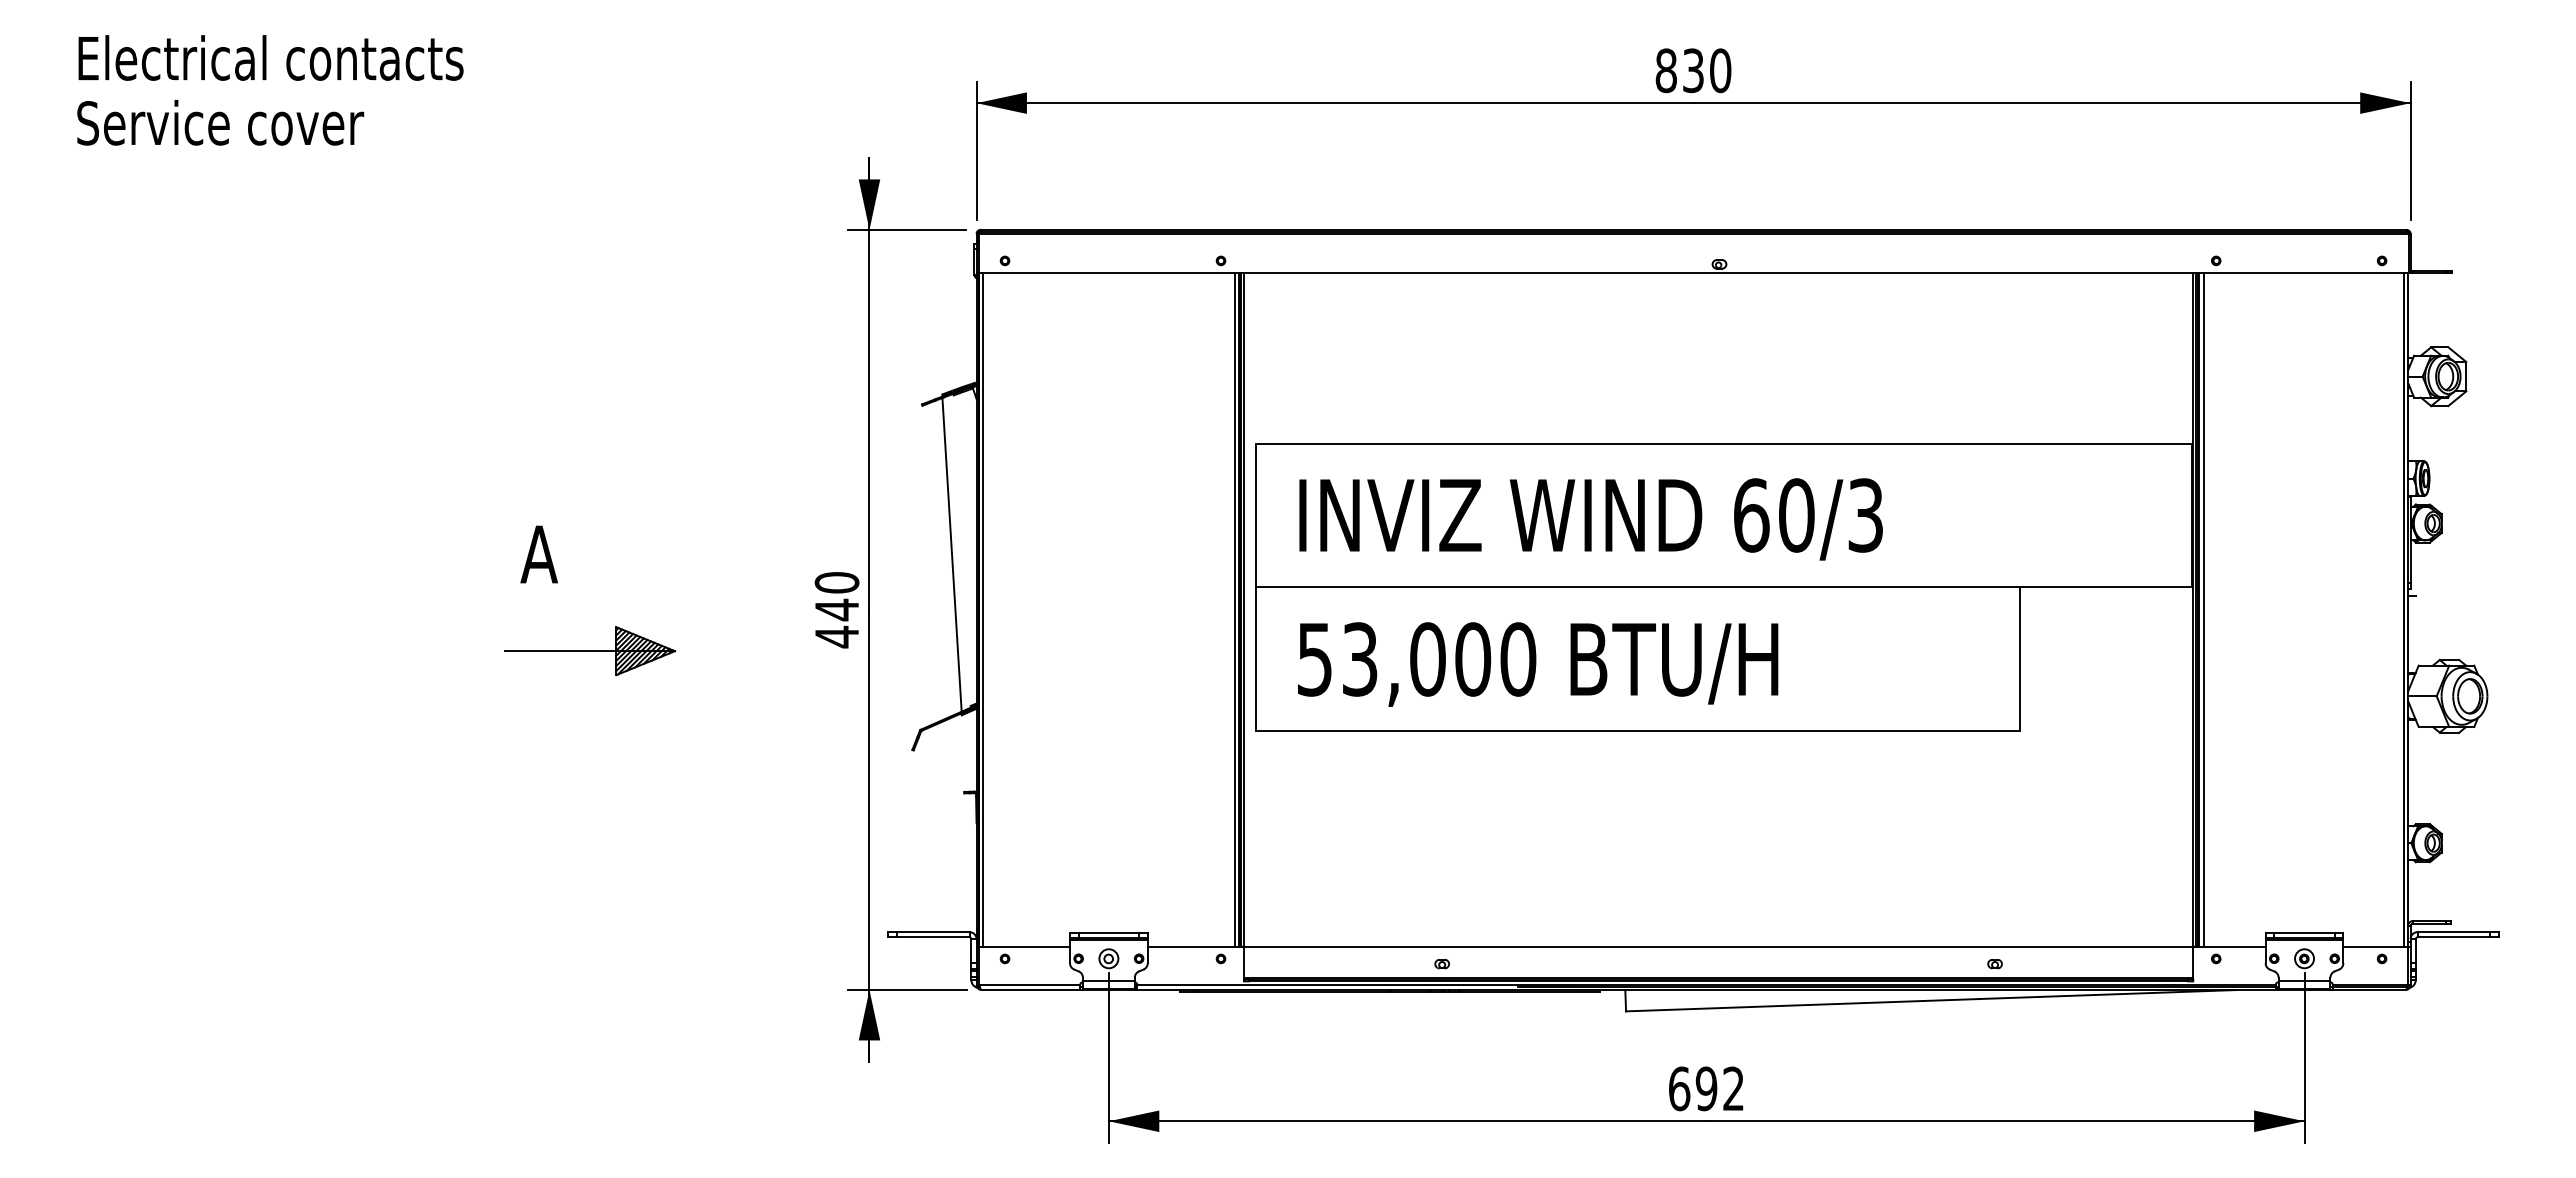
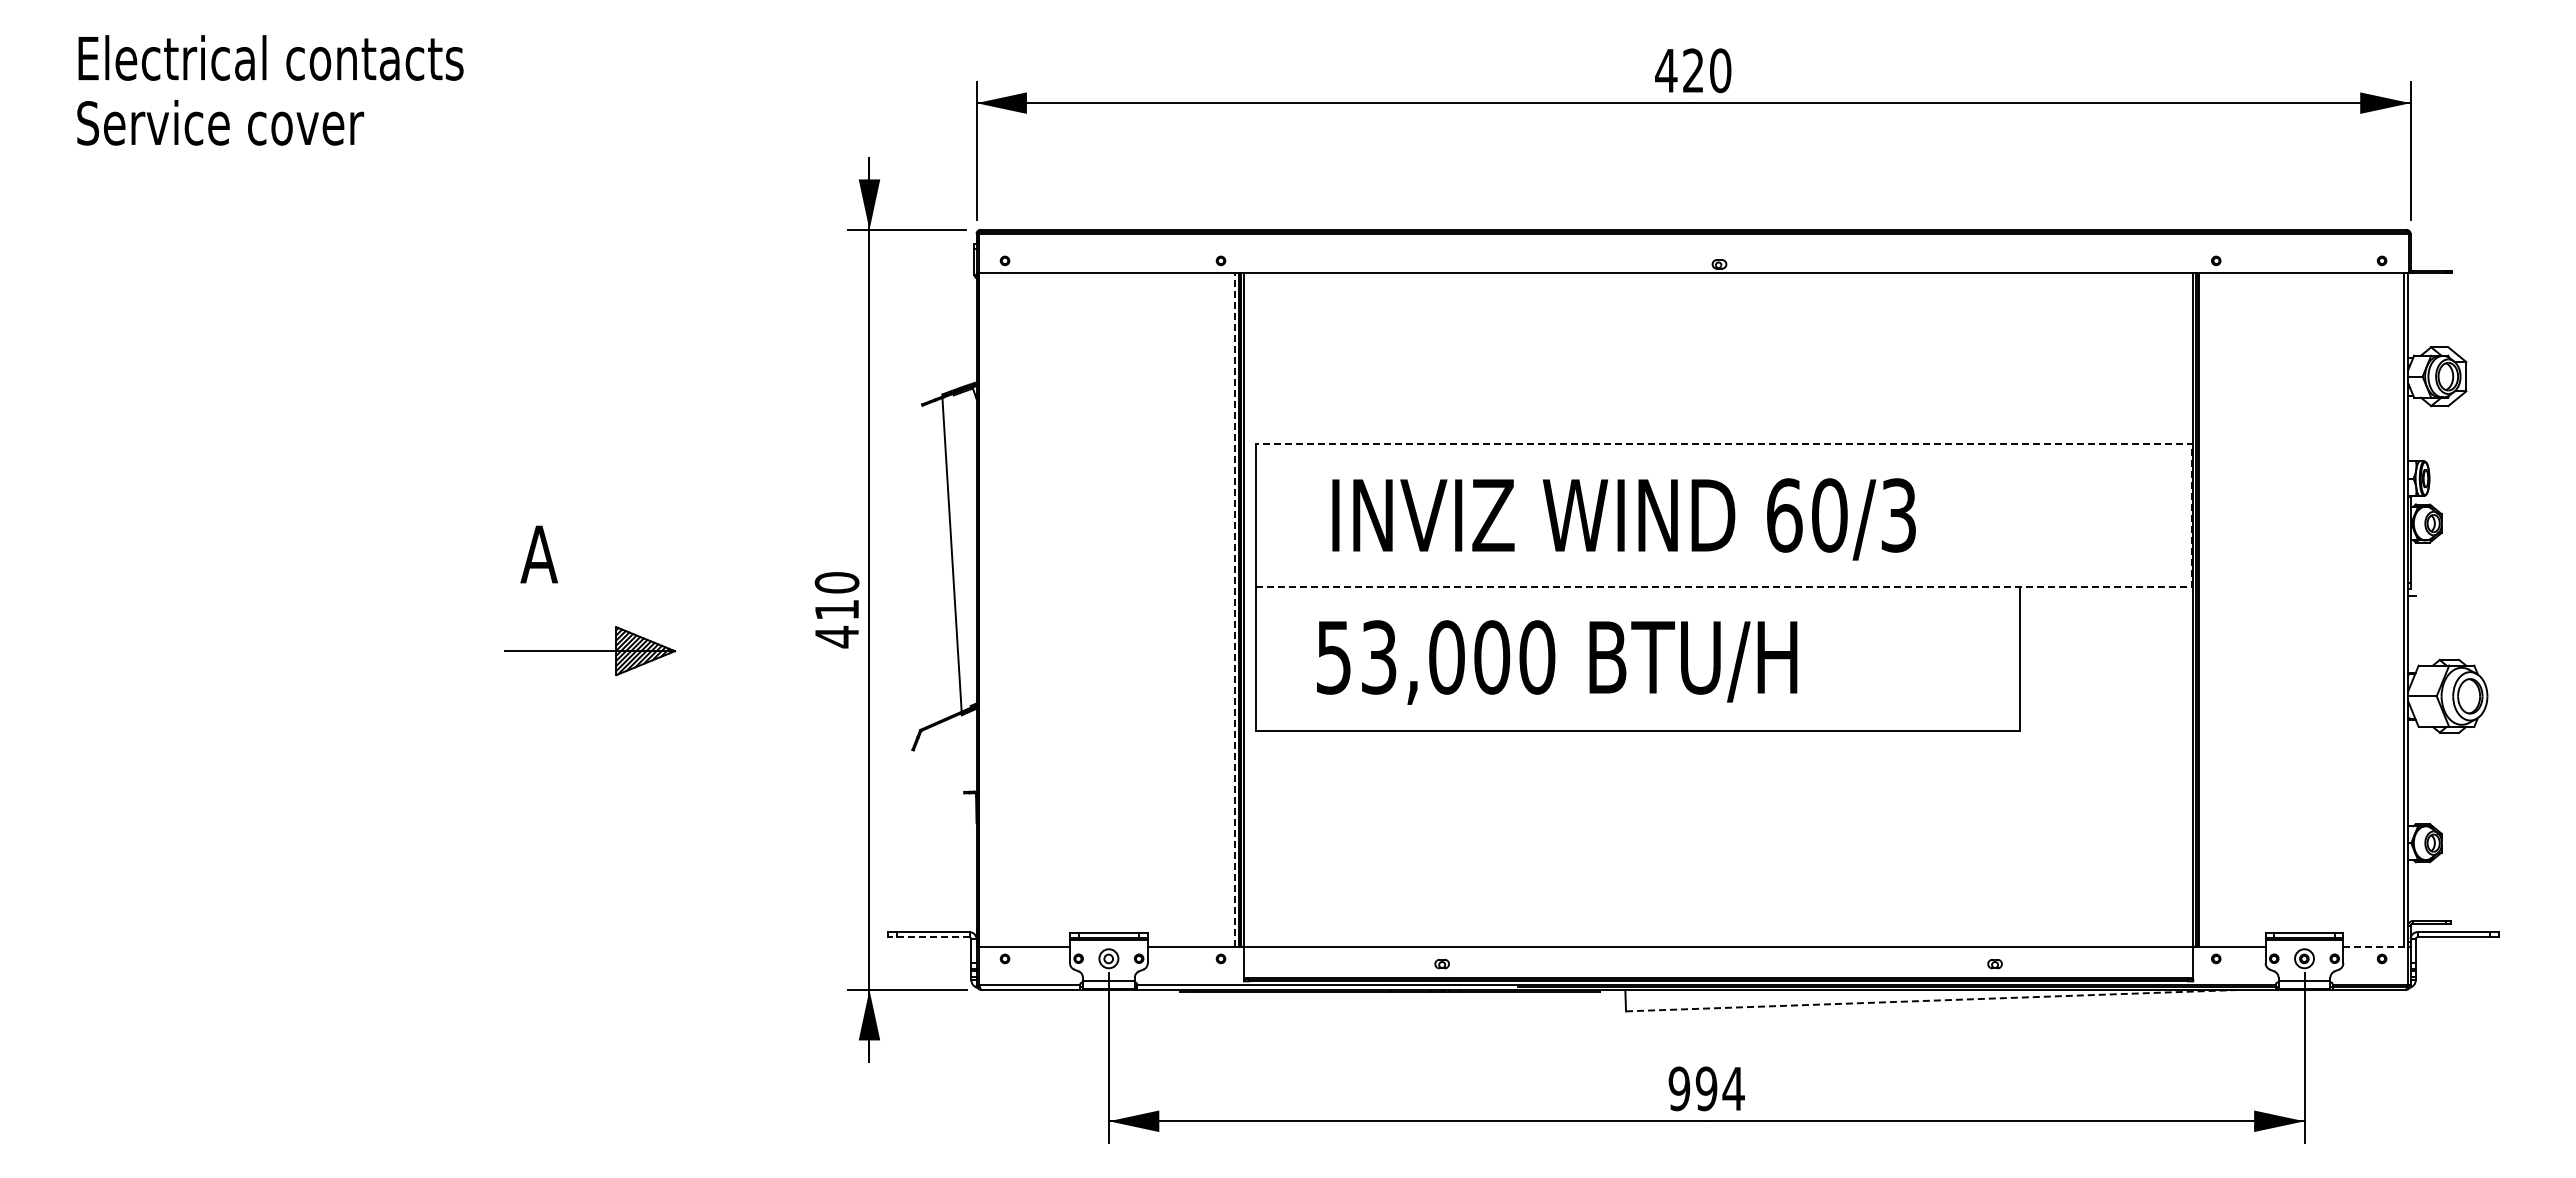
text: 830 -> 420 (1679, 70)
line: solid -> dashed (2192, 515)
text position: (1590, 519) -> (1623, 519) (1623, 519)
text: 440 -> 410 (836, 609)
line: present -> none (982, 609)
line: solid -> dashed (1234, 609)
line: present -> none (2204, 609)
text position: (1538, 664) -> (1557, 662) (1557, 662)
line: solid -> dashed (929, 937)
line: solid -> dashed (2376, 946)
line: solid -> dashed (1931, 1000)
text: 692 -> 994 (1706, 1088)
